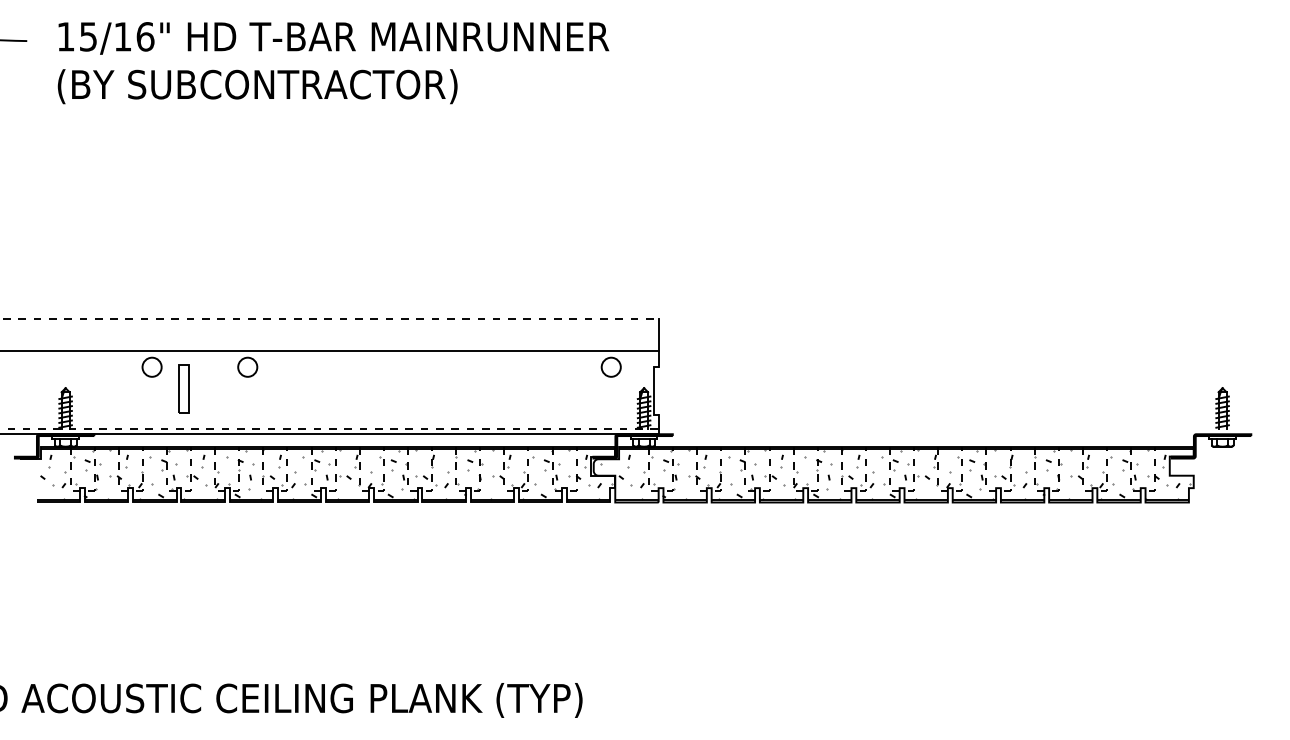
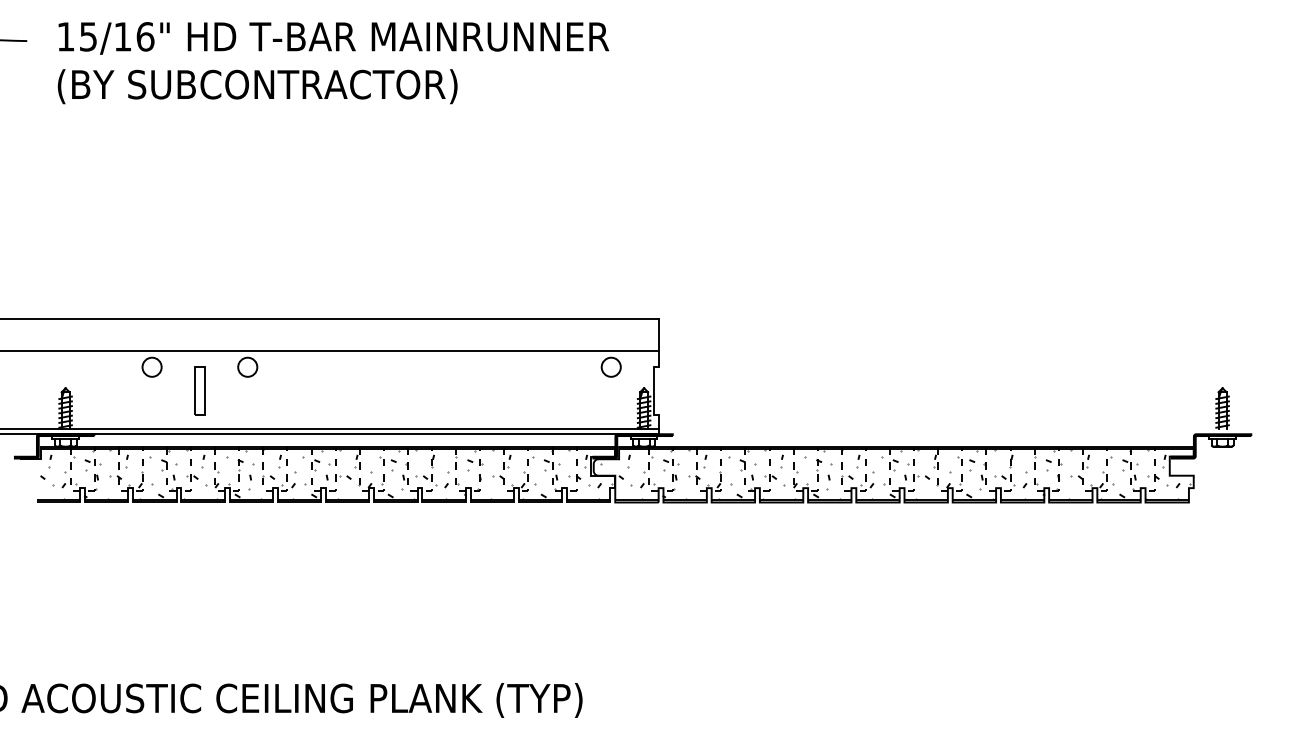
line: dashed -> solid (330, 319)
part position: (183, 388) -> (199, 390) (199, 390)
line: dashed -> solid (330, 429)
